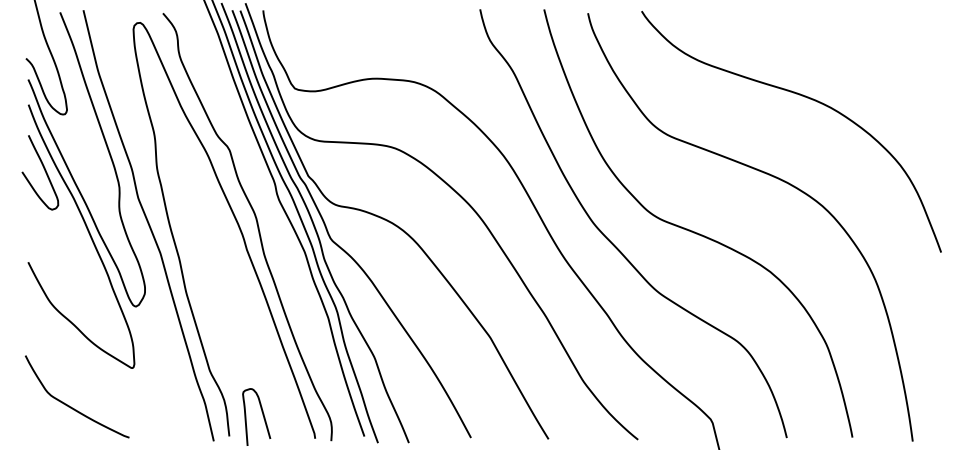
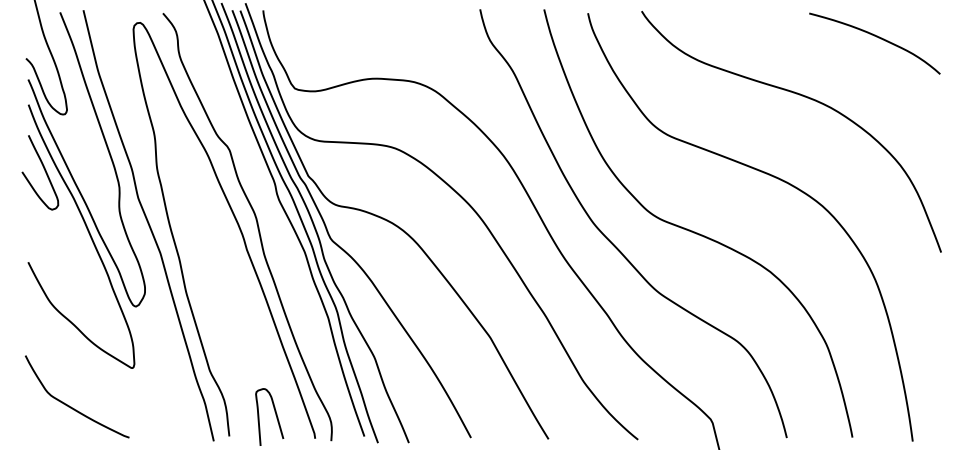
curve: none -> present (876, 37)
curve position: (262, 415) -> (275, 415) (275, 415)
